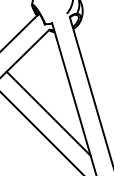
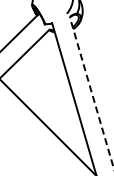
line: solid -> dashed (91, 92)
line: present -> none (48, 113)
line position: (41, 133) -> (47, 126) (47, 126)
